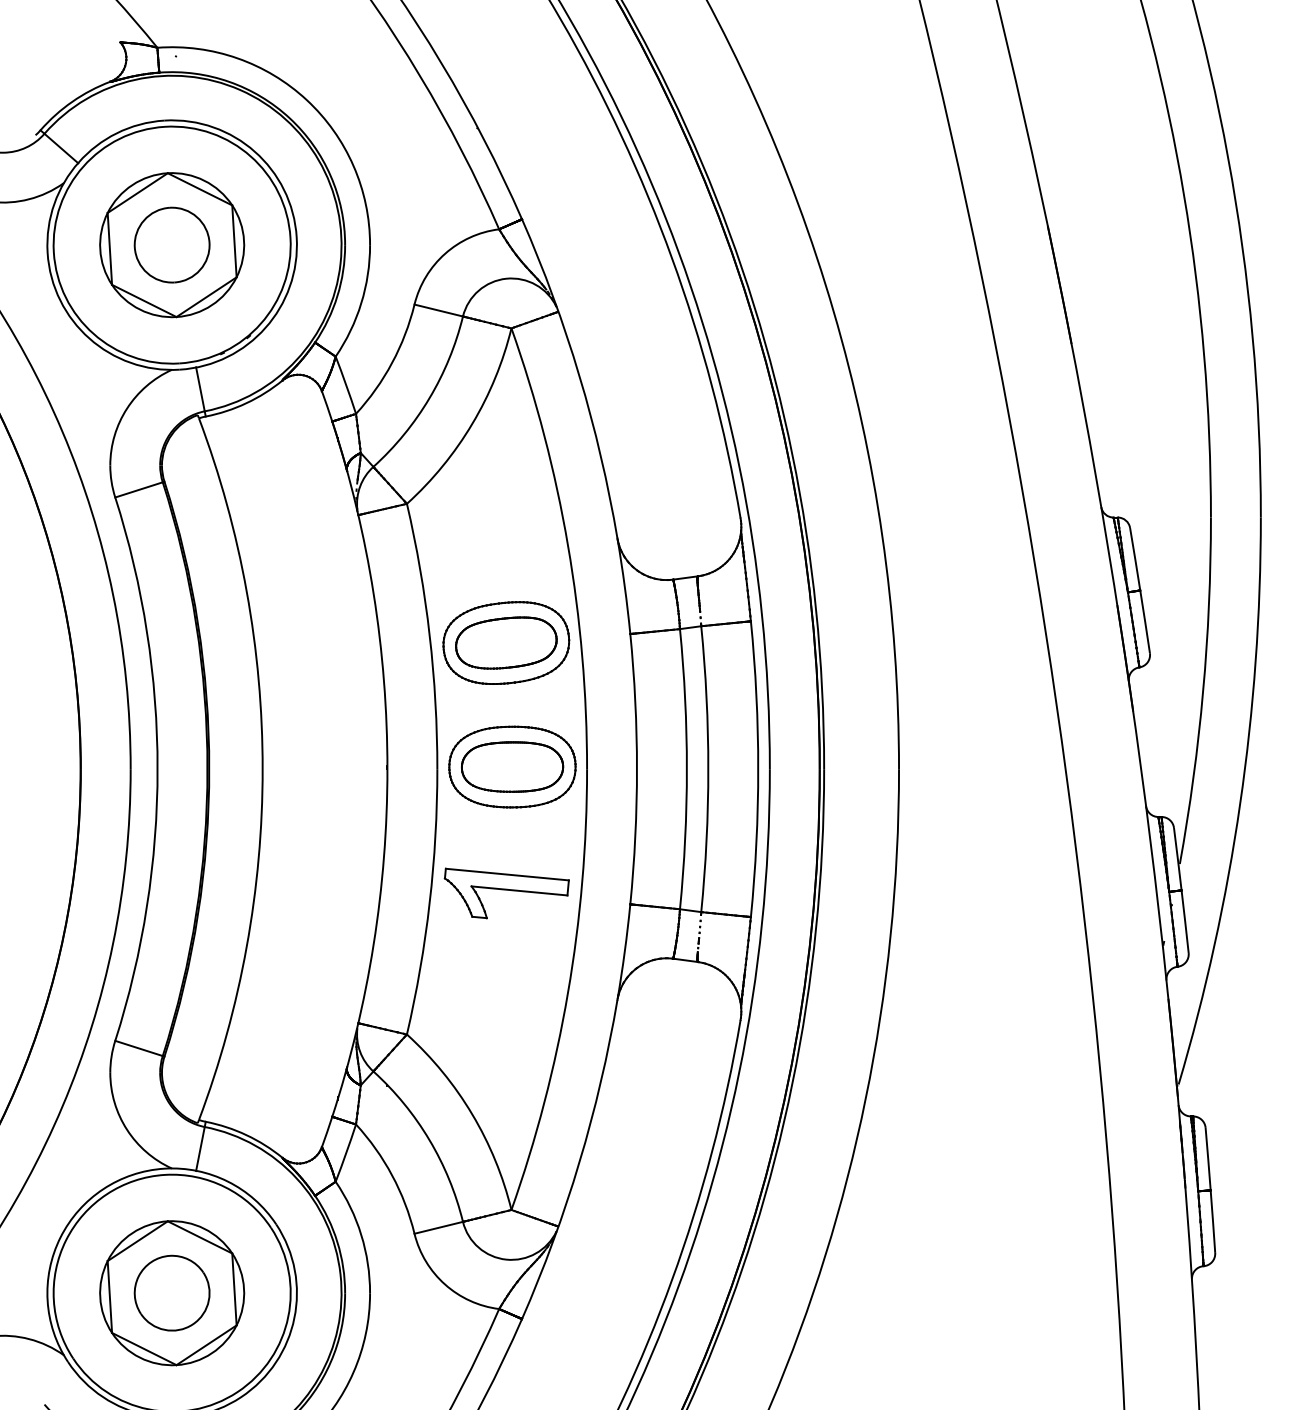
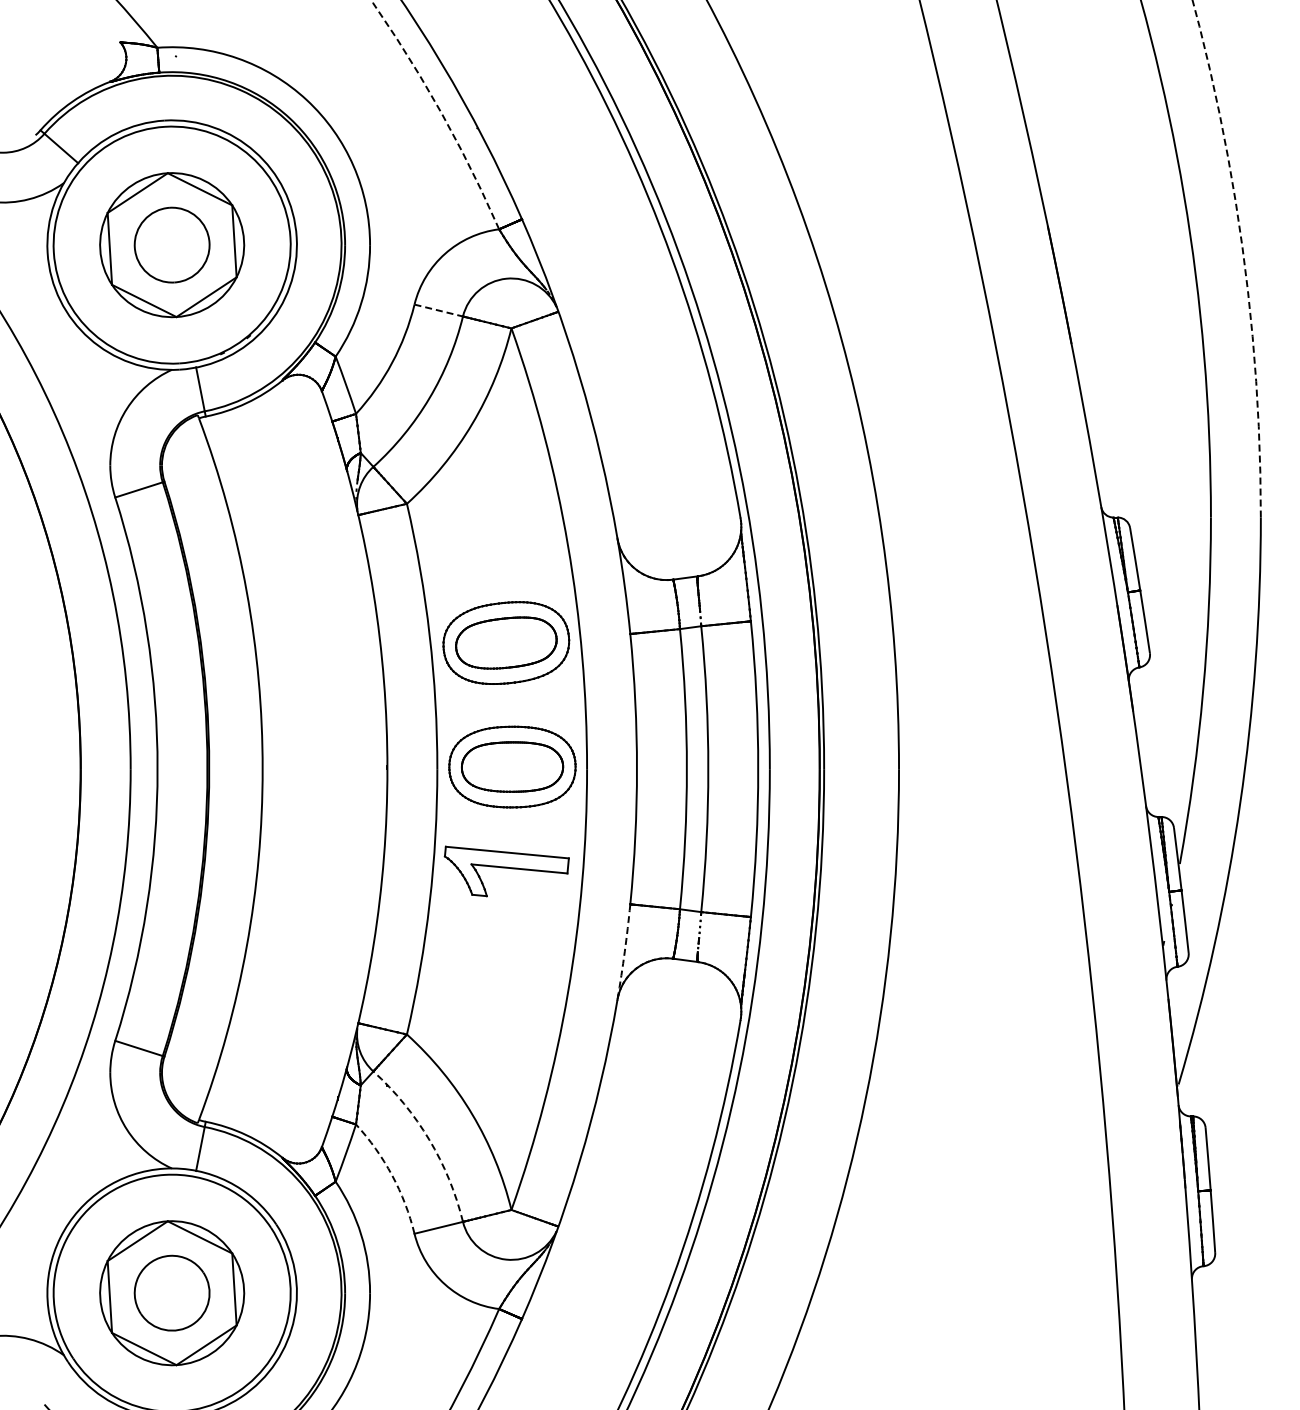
arc: solid -> dashed (440, 111)
arc: solid -> dashed (1243, 257)
line: solid -> dashed (438, 310)
part position: (506, 893) -> (506, 871) (506, 871)
arc: solid -> dashed (624, 951)
arc: solid -> dashed (429, 1139)
arc: solid -> dashed (392, 1175)
